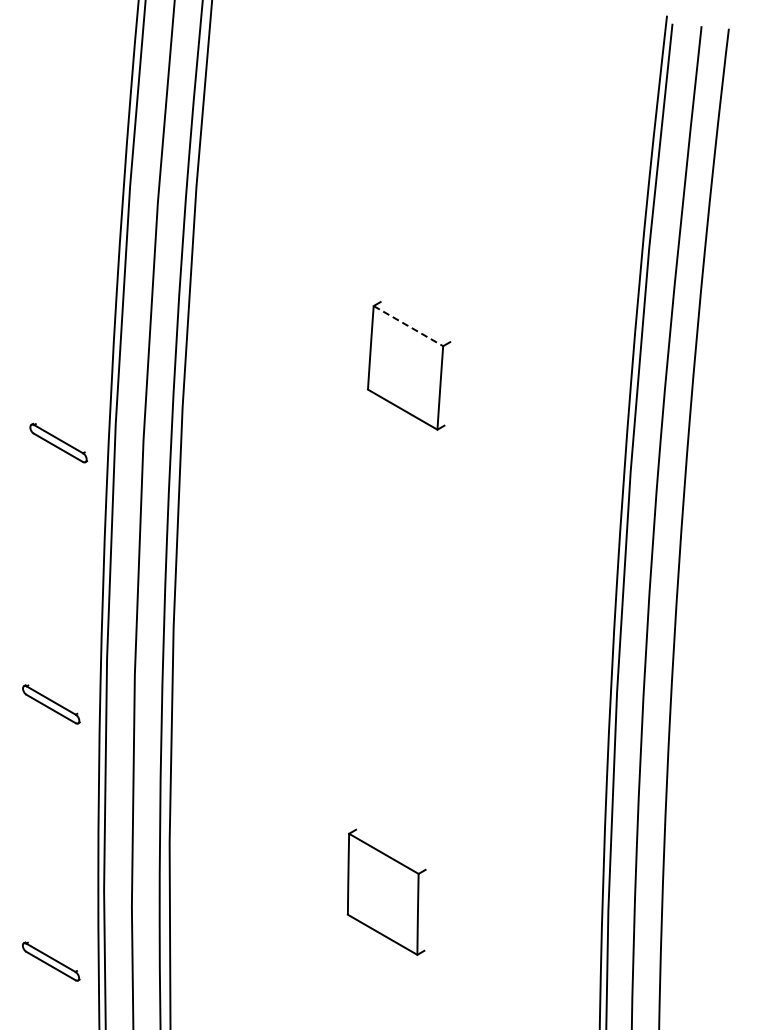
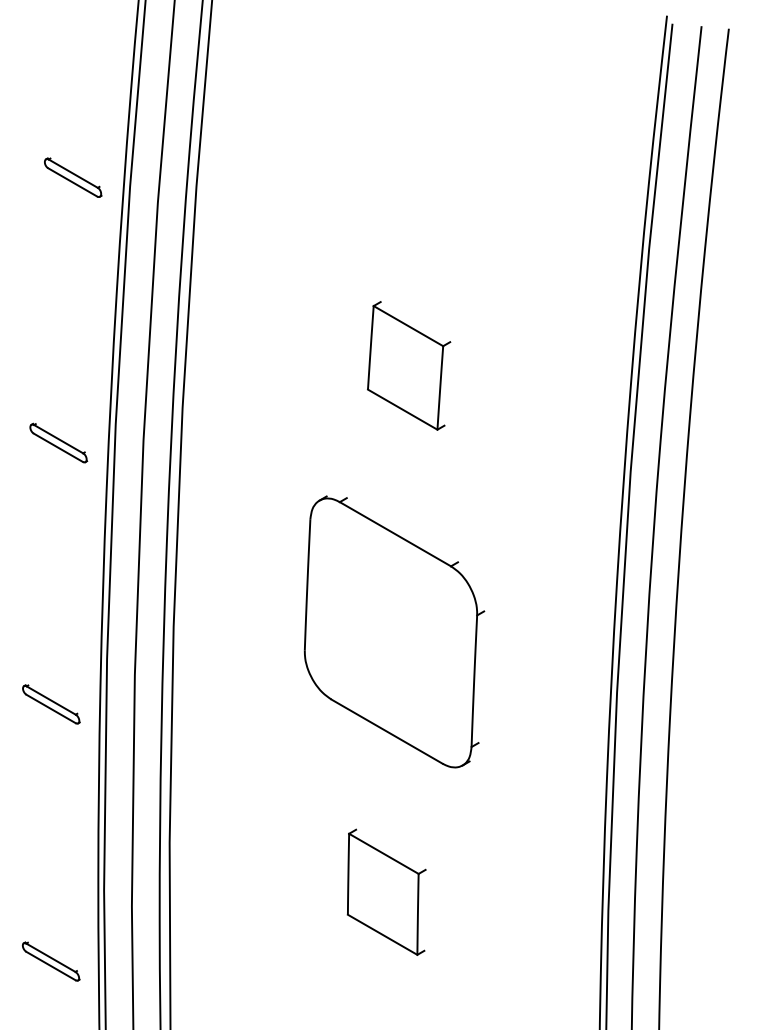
part: none -> present (73, 177)
line: dashed -> solid (408, 326)
part: none -> present (394, 631)
